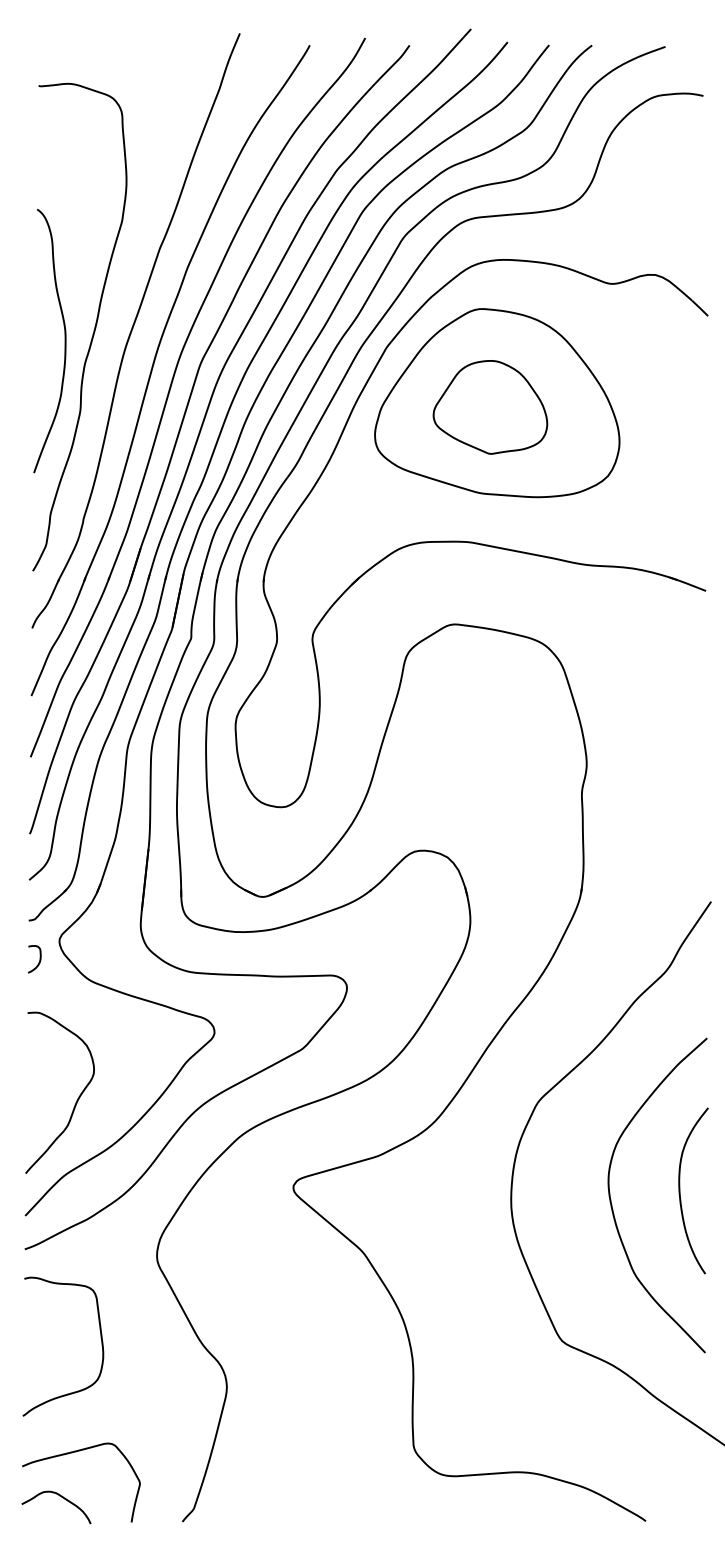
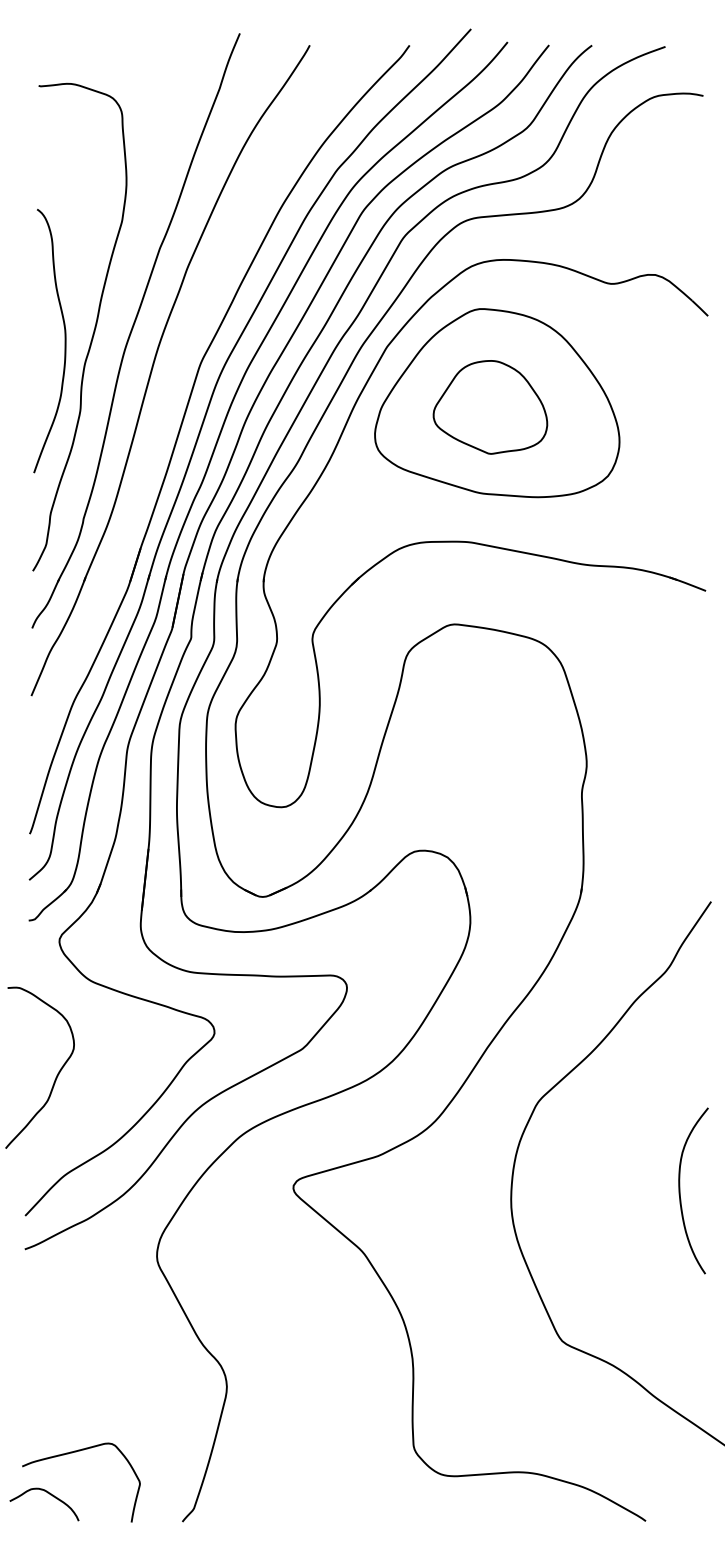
part: present -> none (170, 391)
curve: present -> none (39, 959)
curve position: (76, 1100) -> (56, 1075) (56, 1075)
curve: present -> none (612, 1204)
curve: present -> none (100, 1338)
curve position: (62, 1498) -> (50, 1495) (50, 1495)
